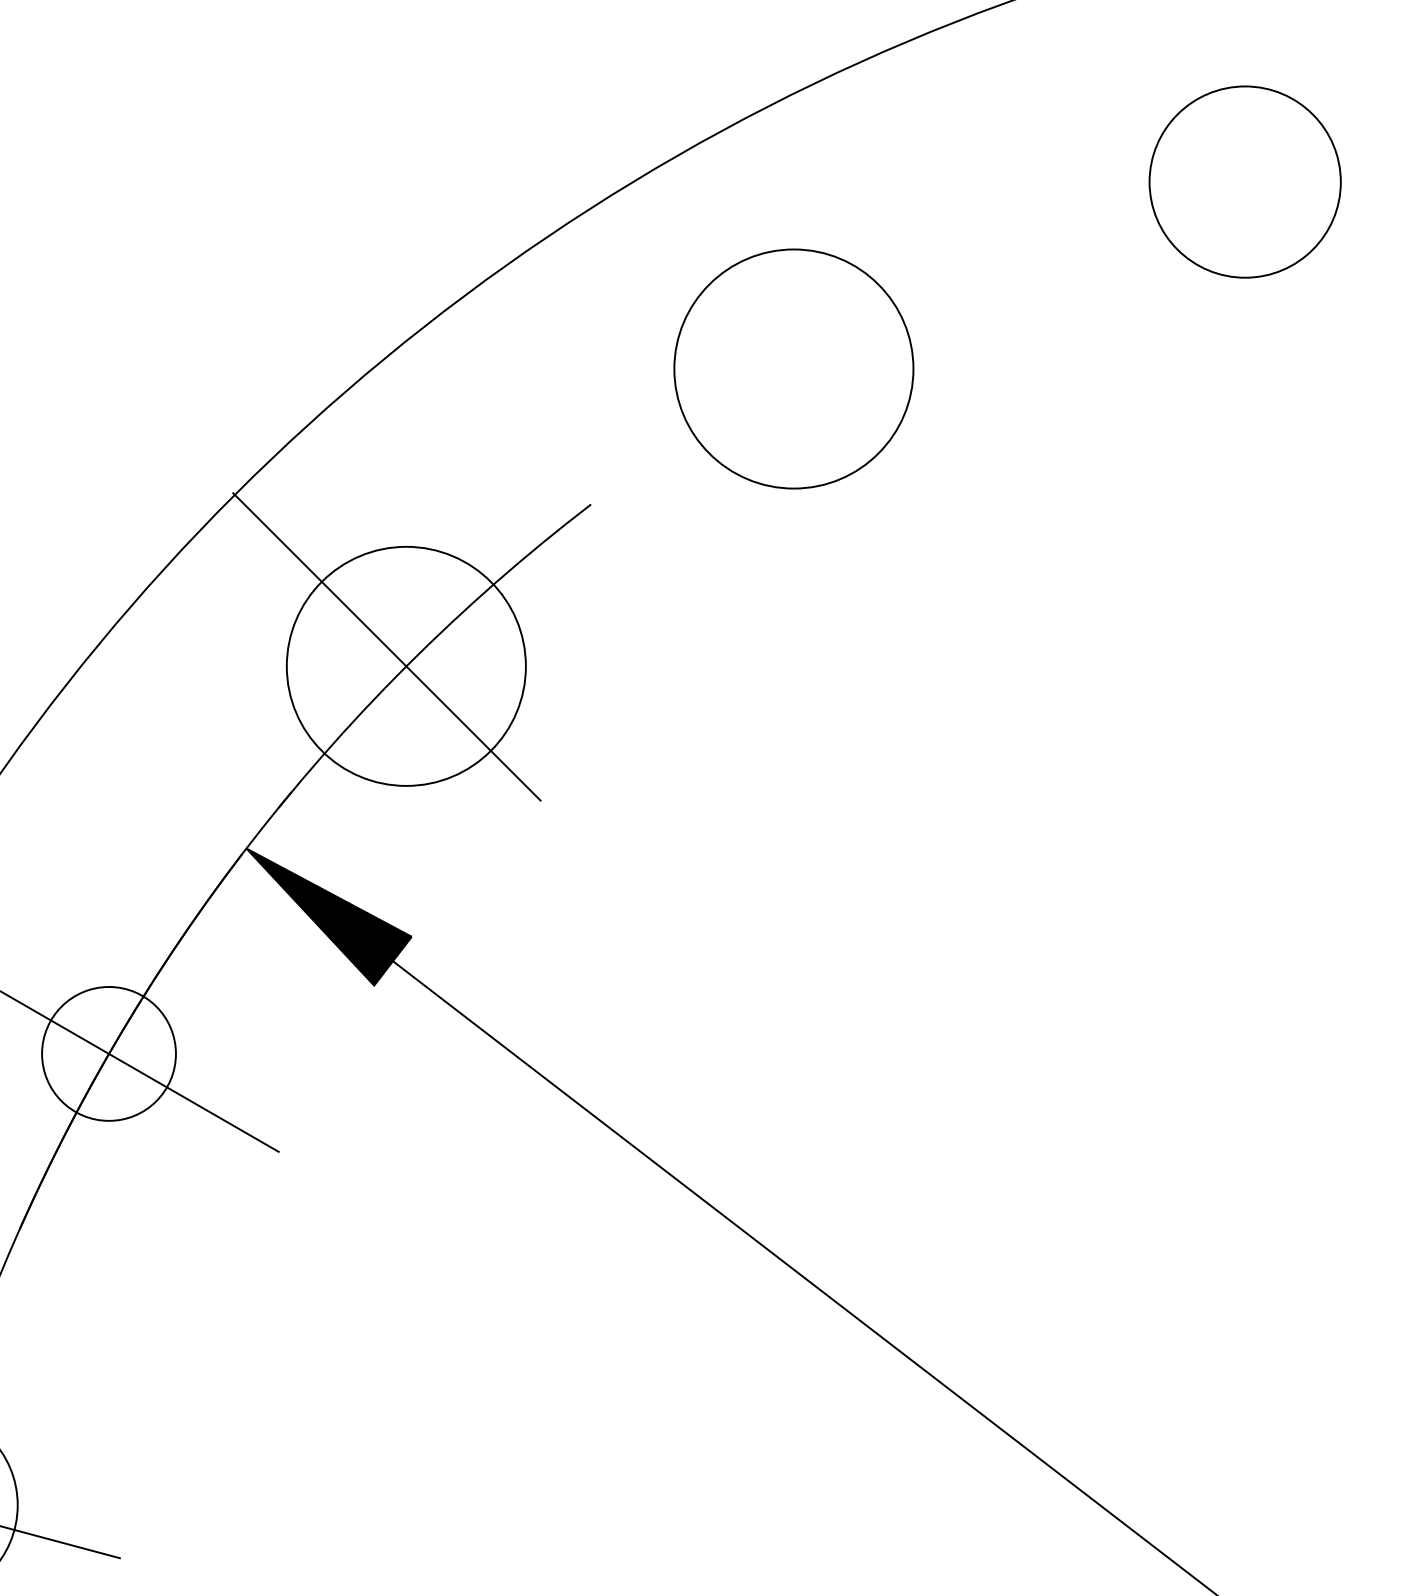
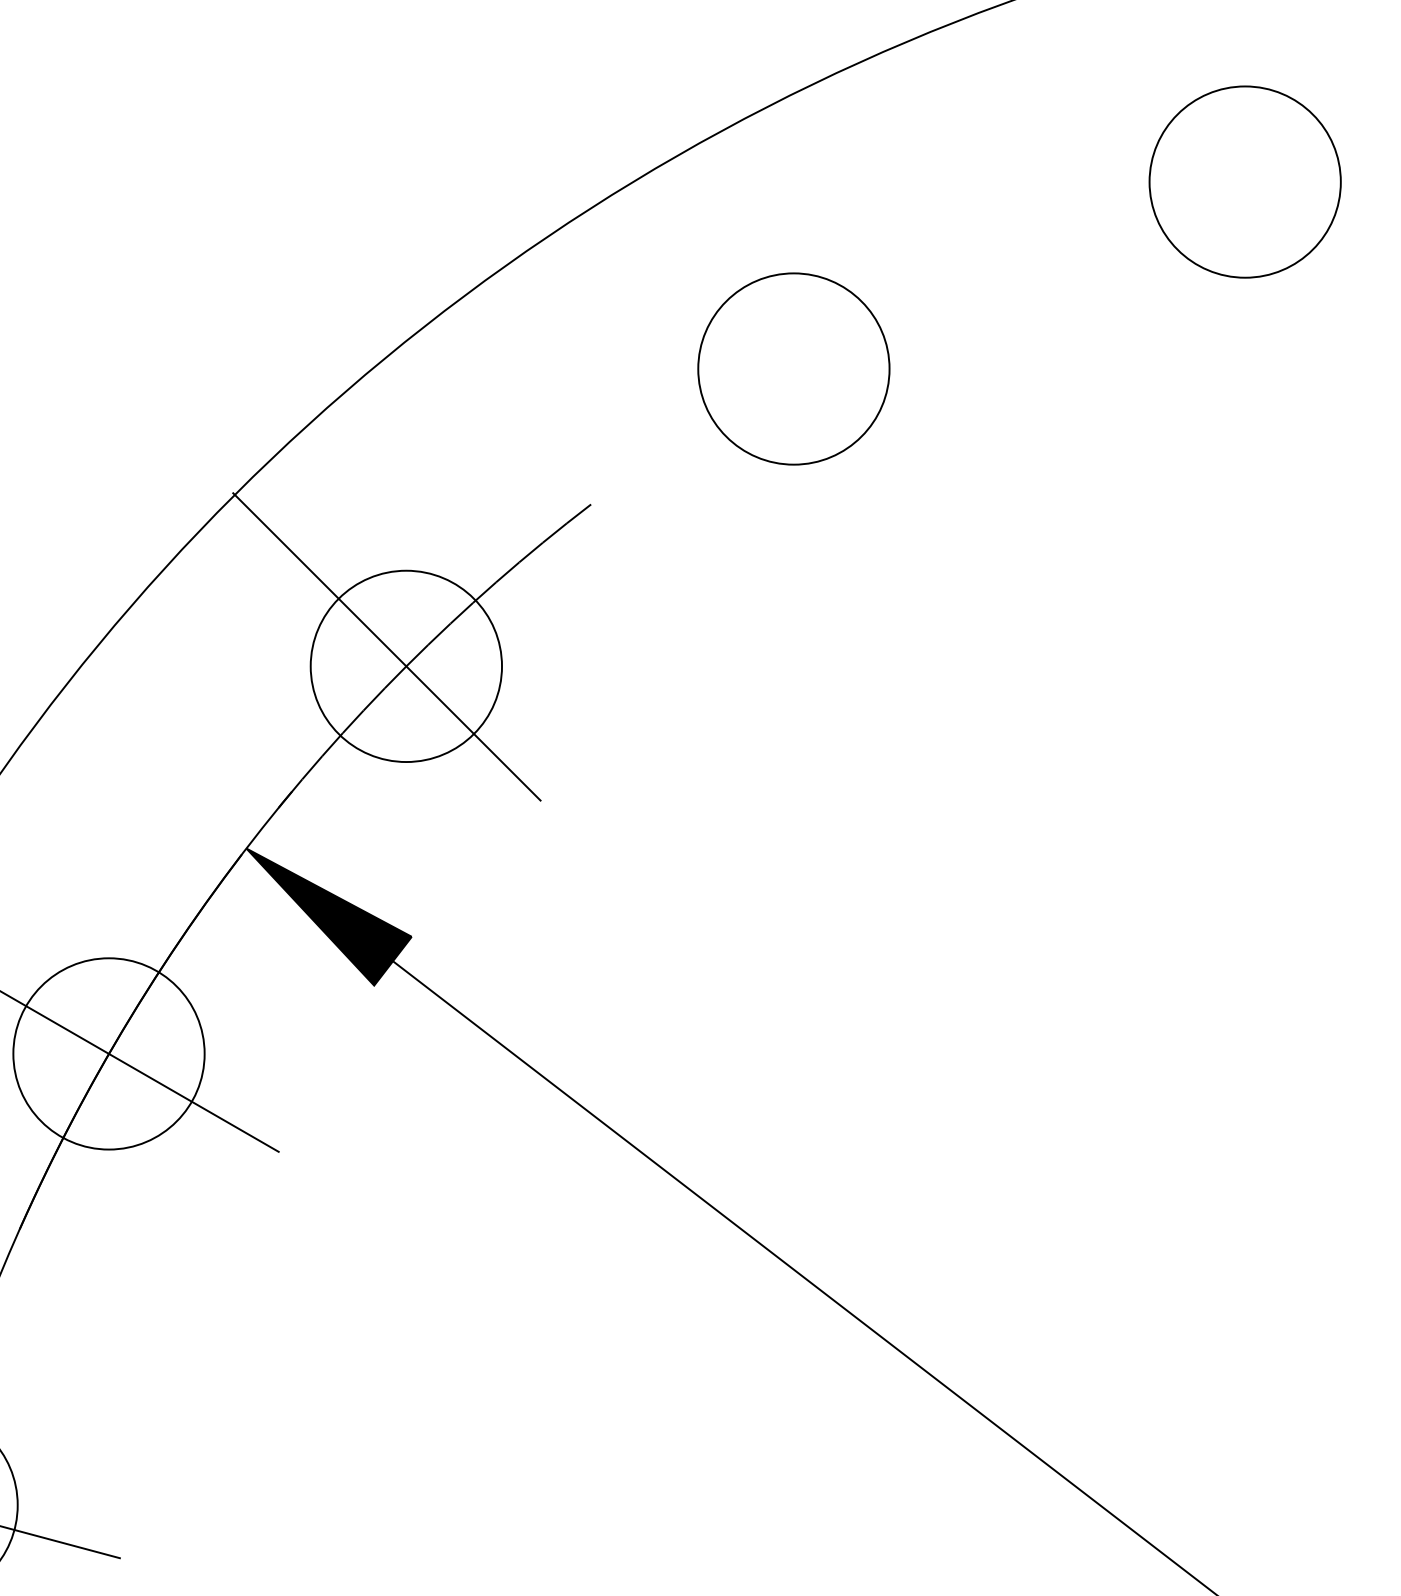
circle diameter: 239 px -> 191 px (793, 368)
circle diameter: 239 px -> 191 px (406, 666)
circle diameter: 134 px -> 191 px (108, 1053)
